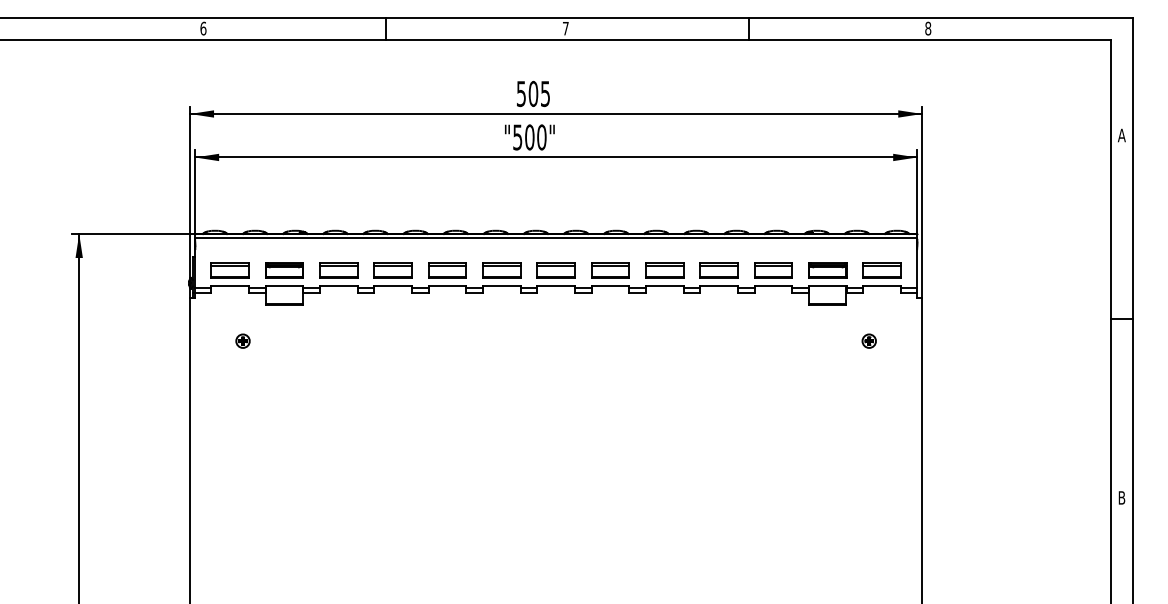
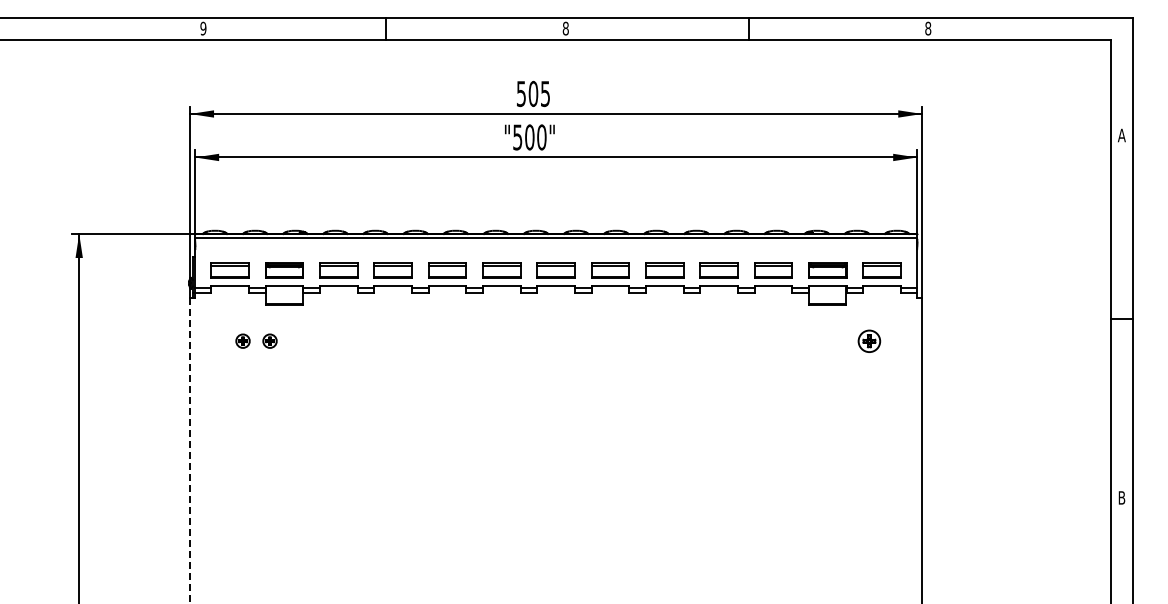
text: 6 -> 9 (203, 28)
text: 7 -> 8 (565, 28)
part: none -> present (269, 340)
part size: 16x16 px -> 25x24 px (869, 340)
line: solid -> dashed (190, 450)
